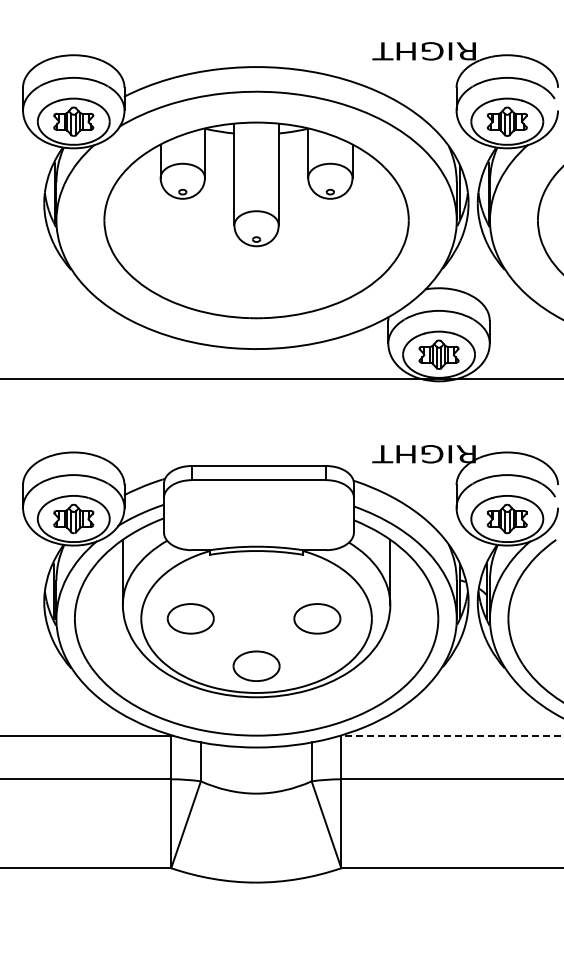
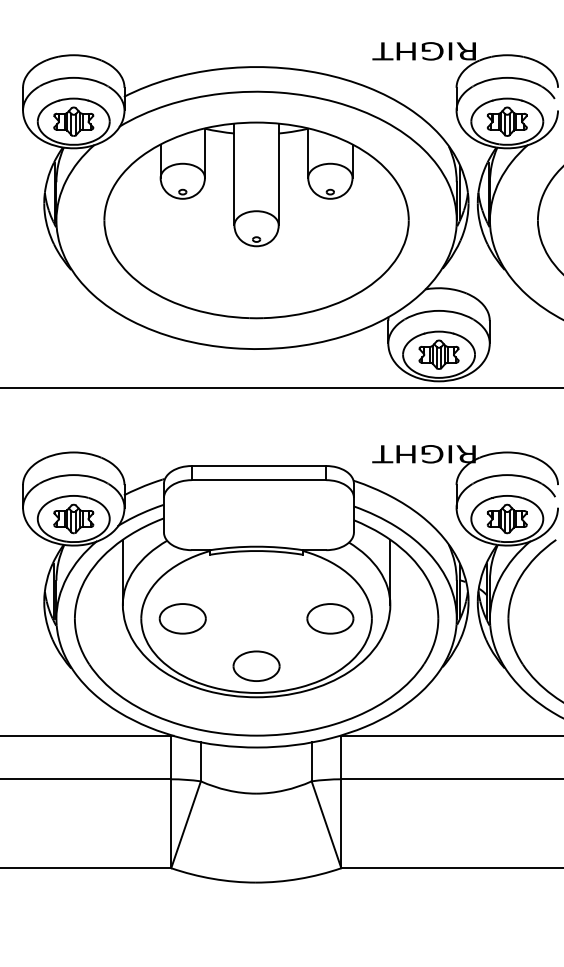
line position: (281, 379) -> (281, 388) (281, 388)
part position: (190, 618) -> (182, 618) (182, 618)
part position: (317, 618) -> (330, 618) (330, 618)
line: dashed -> solid (452, 735)
